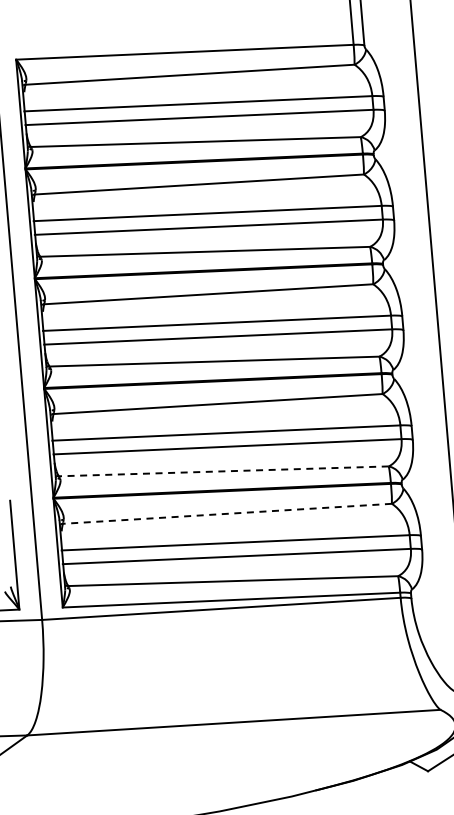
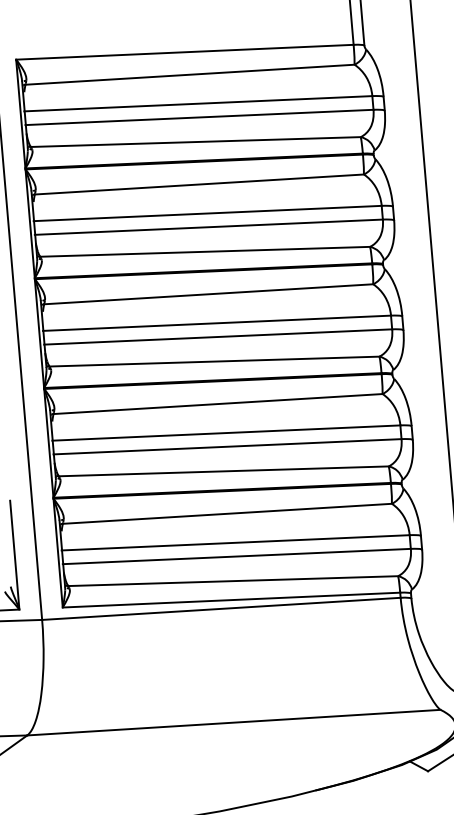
line: dashed -> solid (223, 471)
line: dashed -> solid (227, 513)
